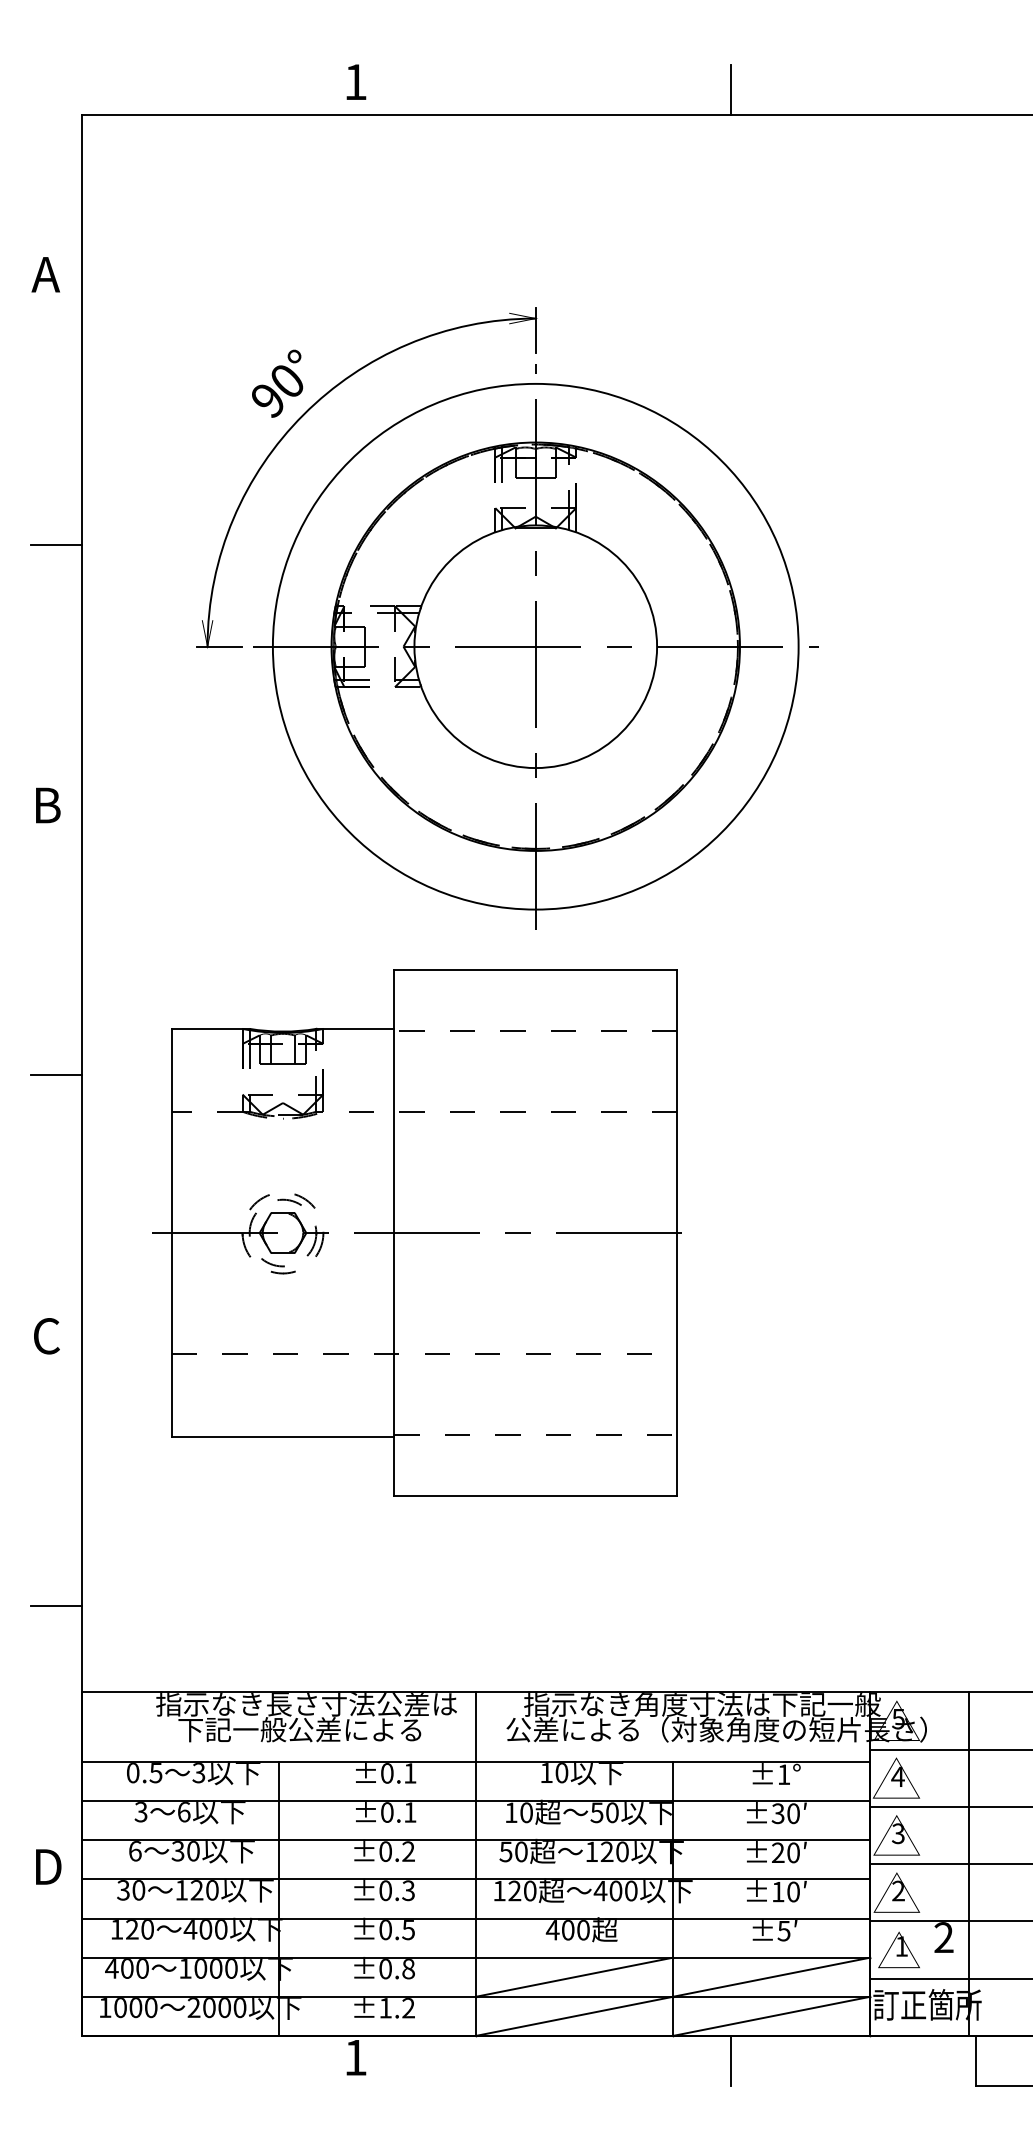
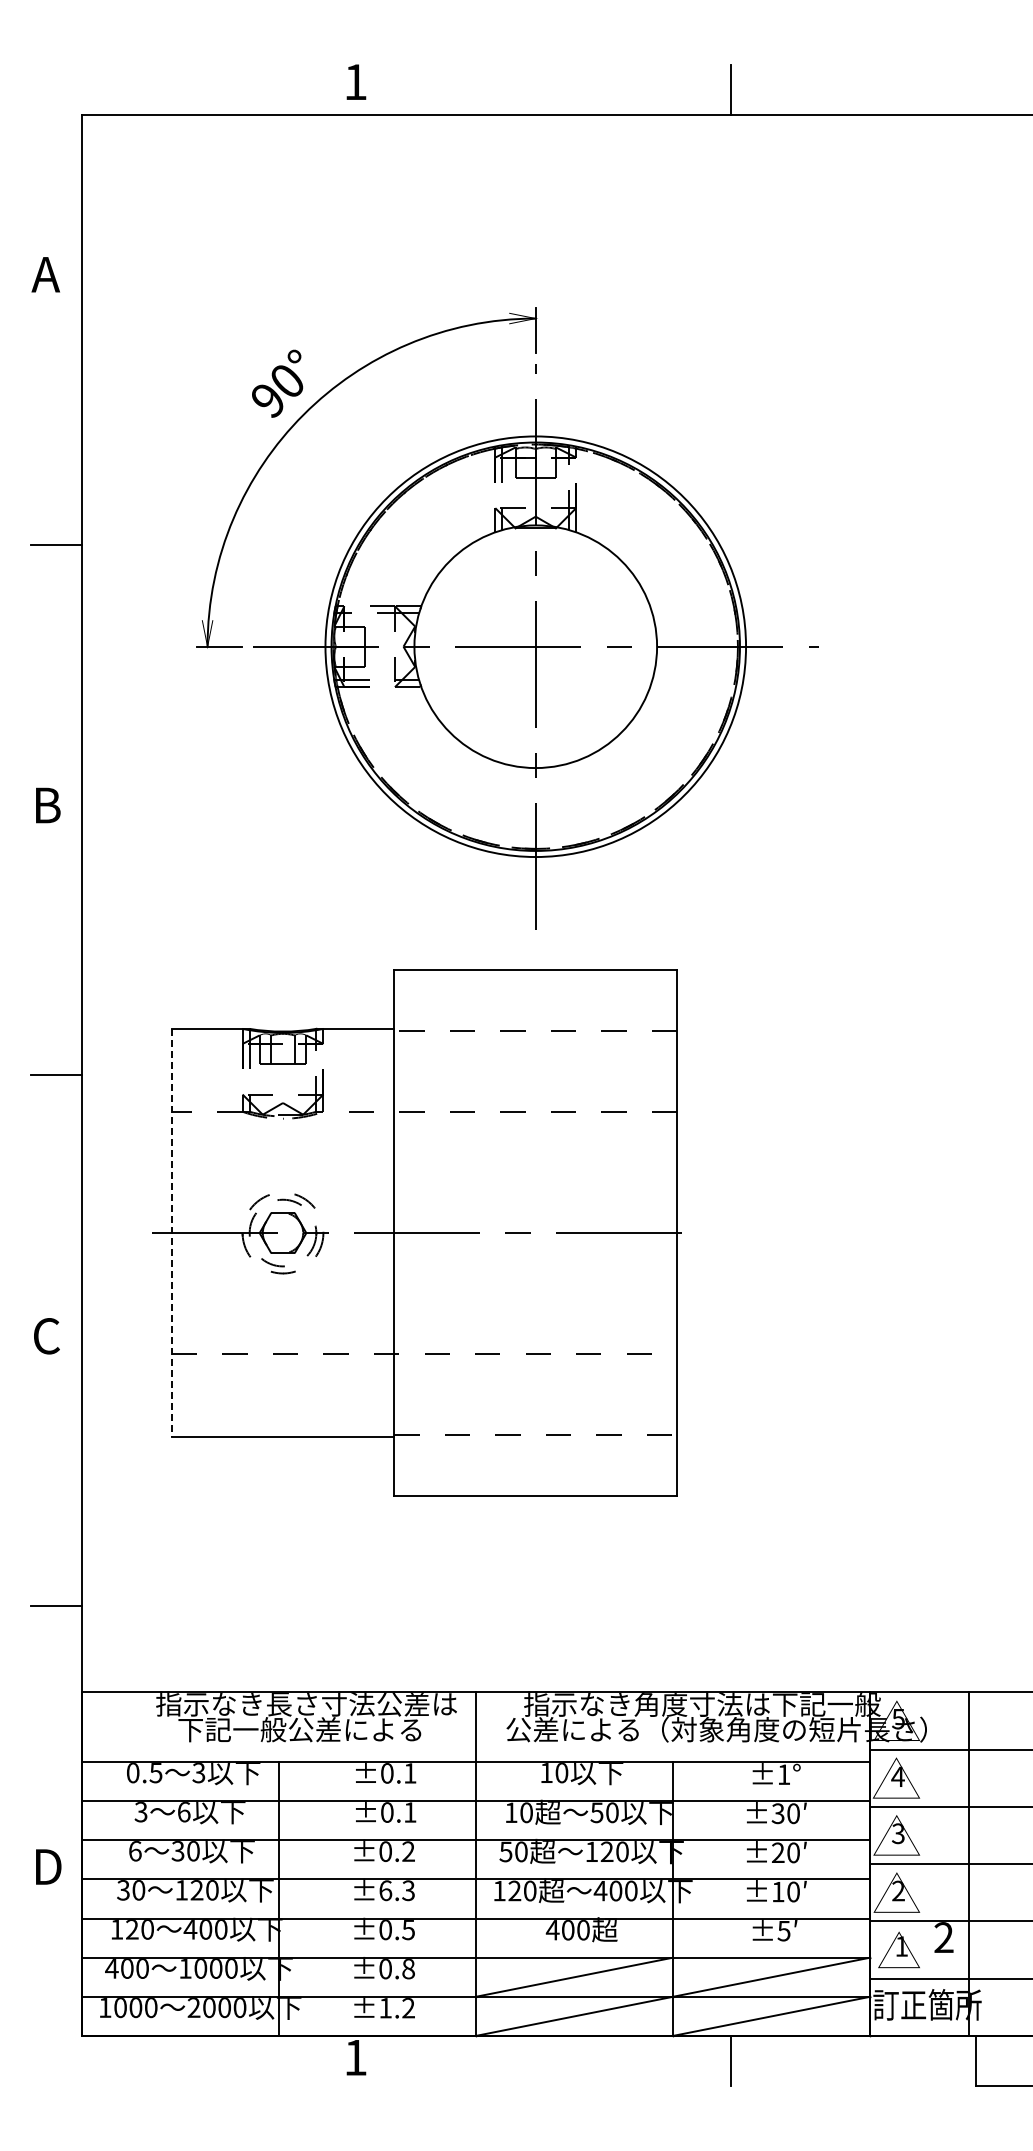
circle diameter: 526 px -> 421 px (535, 646)
line: solid -> dashed (171, 1233)
text: ±0.3 -> ±6.3 (385, 1890)
